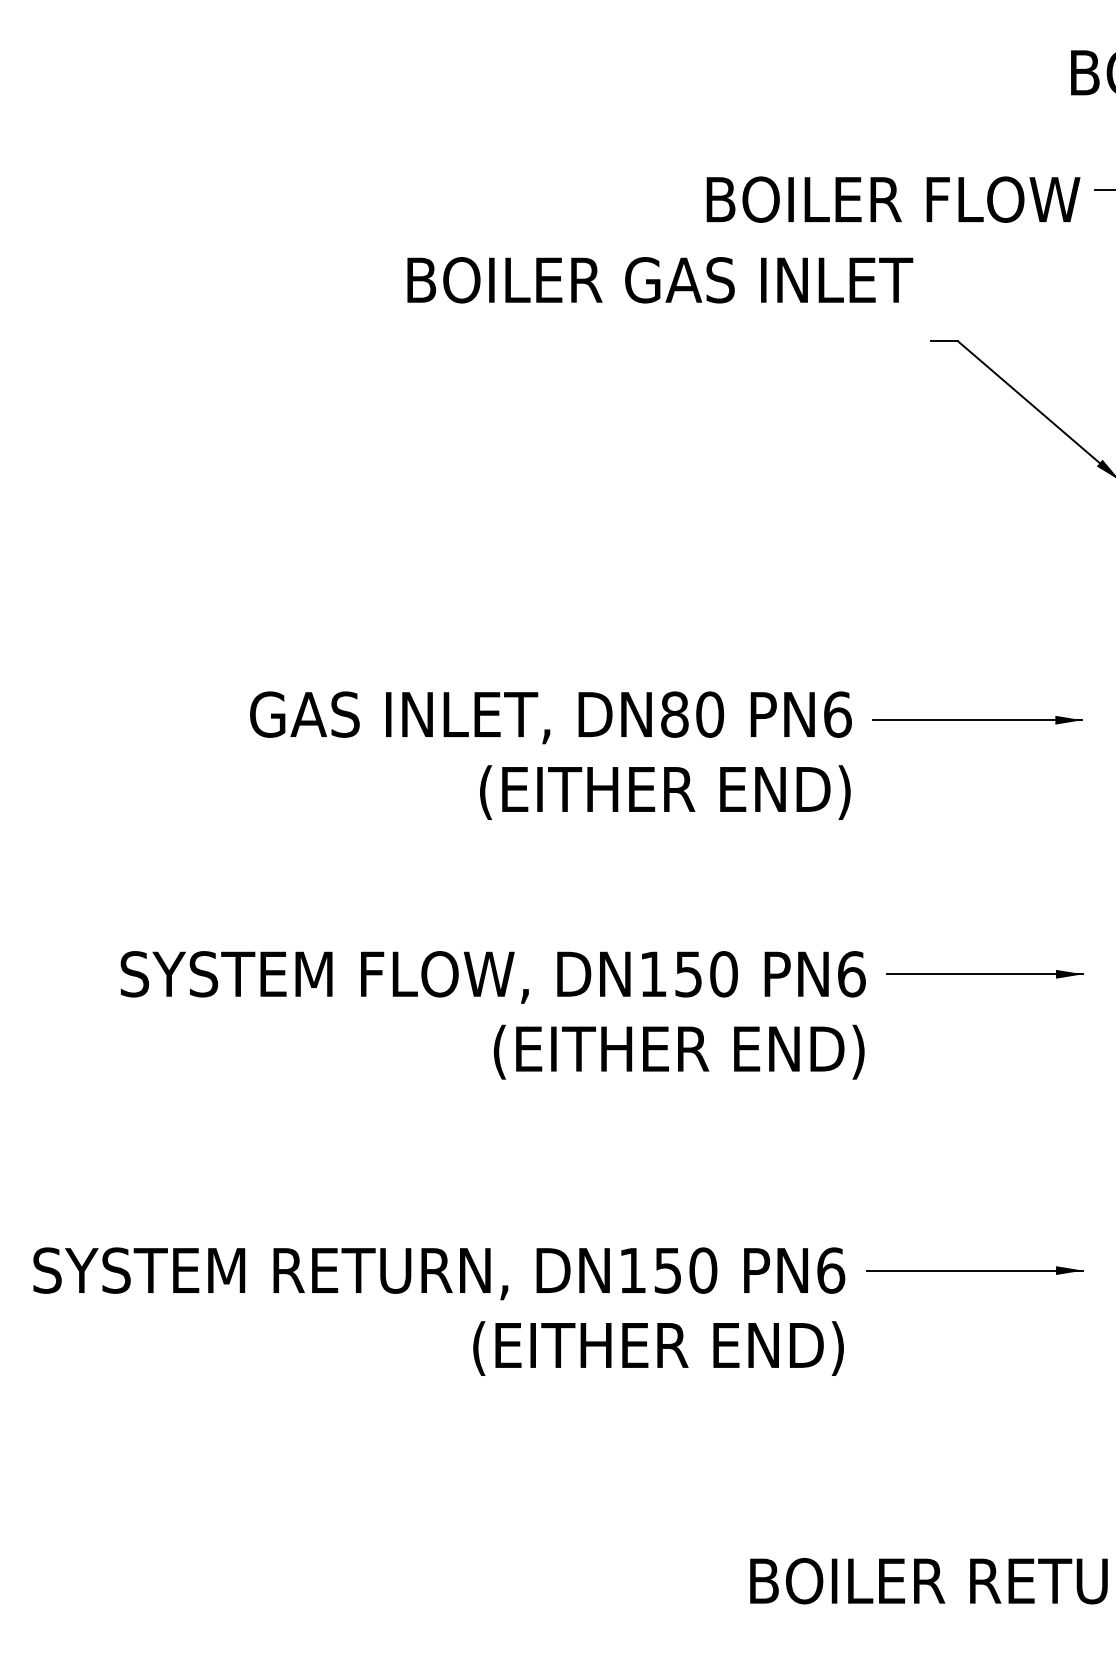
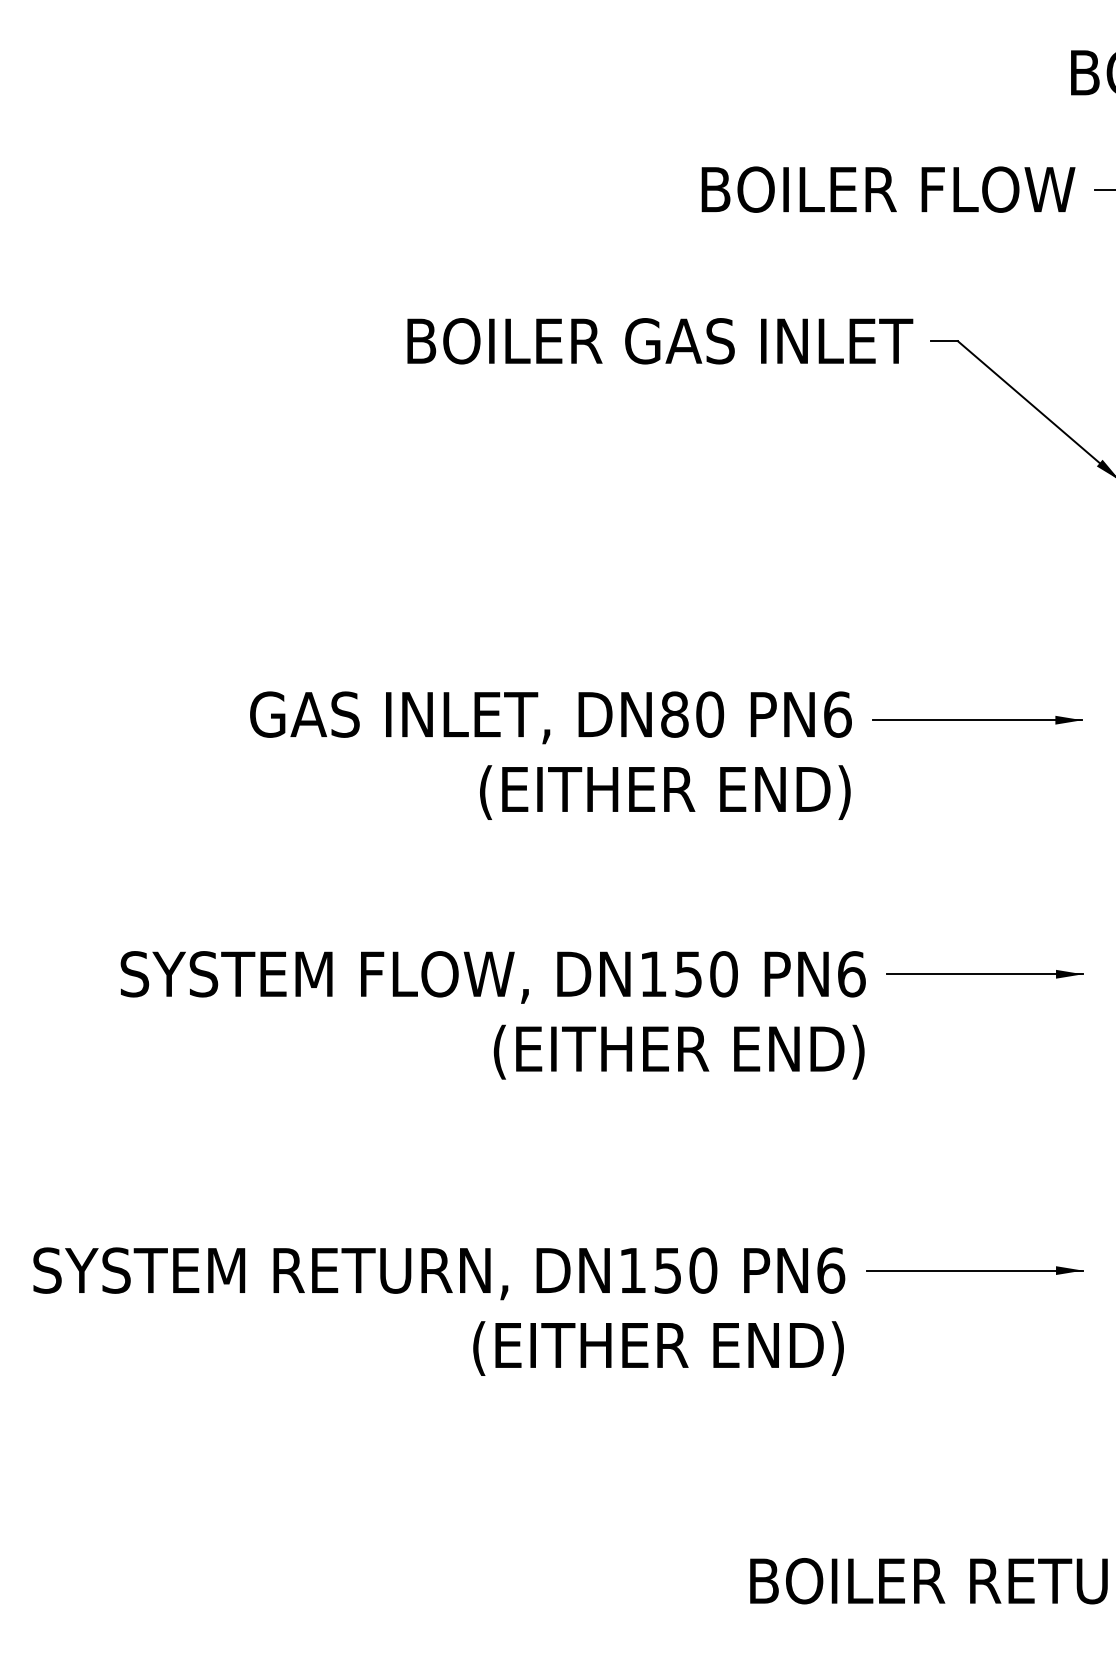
text position: (893, 199) -> (888, 189) (888, 189)
text position: (660, 280) -> (660, 341) (660, 341)
